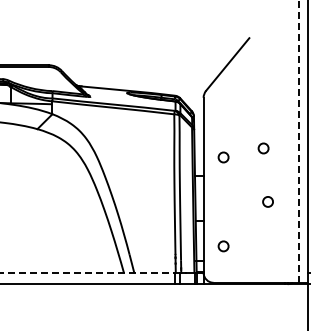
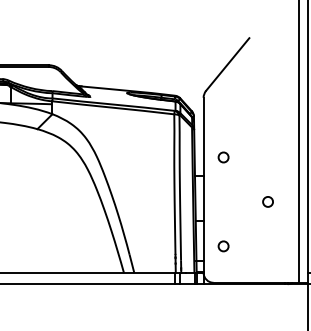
line: dashed -> solid (298, 141)
circle: present -> none (263, 148)
line: dashed -> solid (90, 273)
